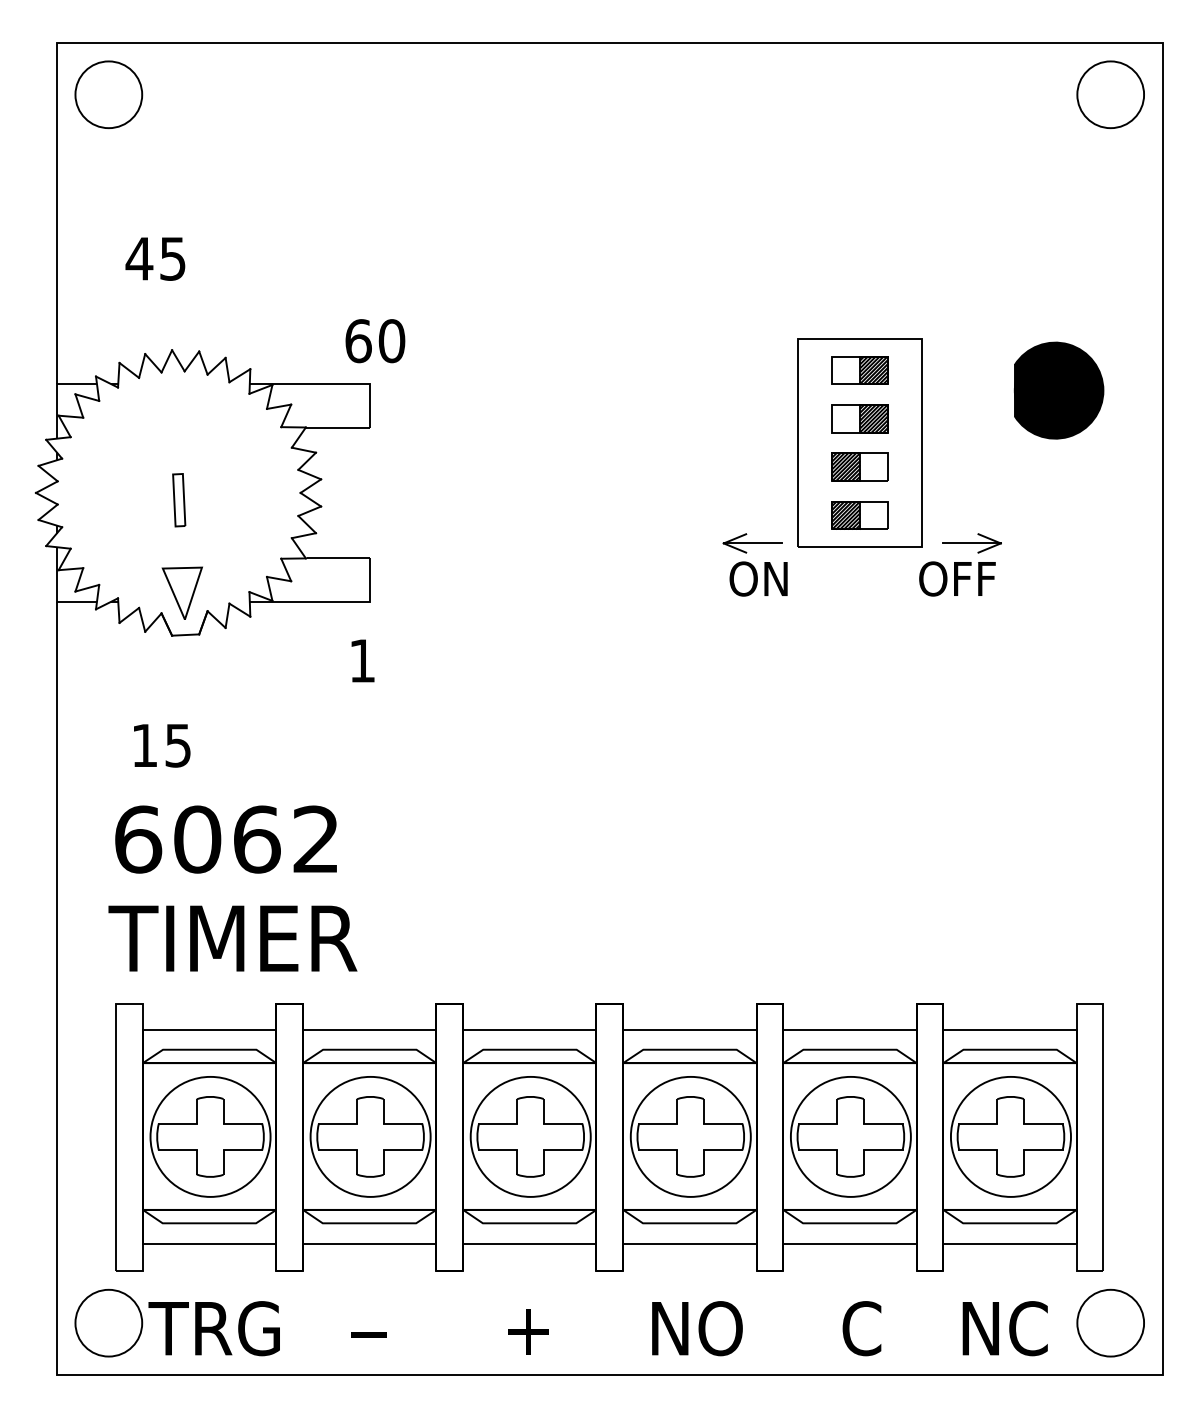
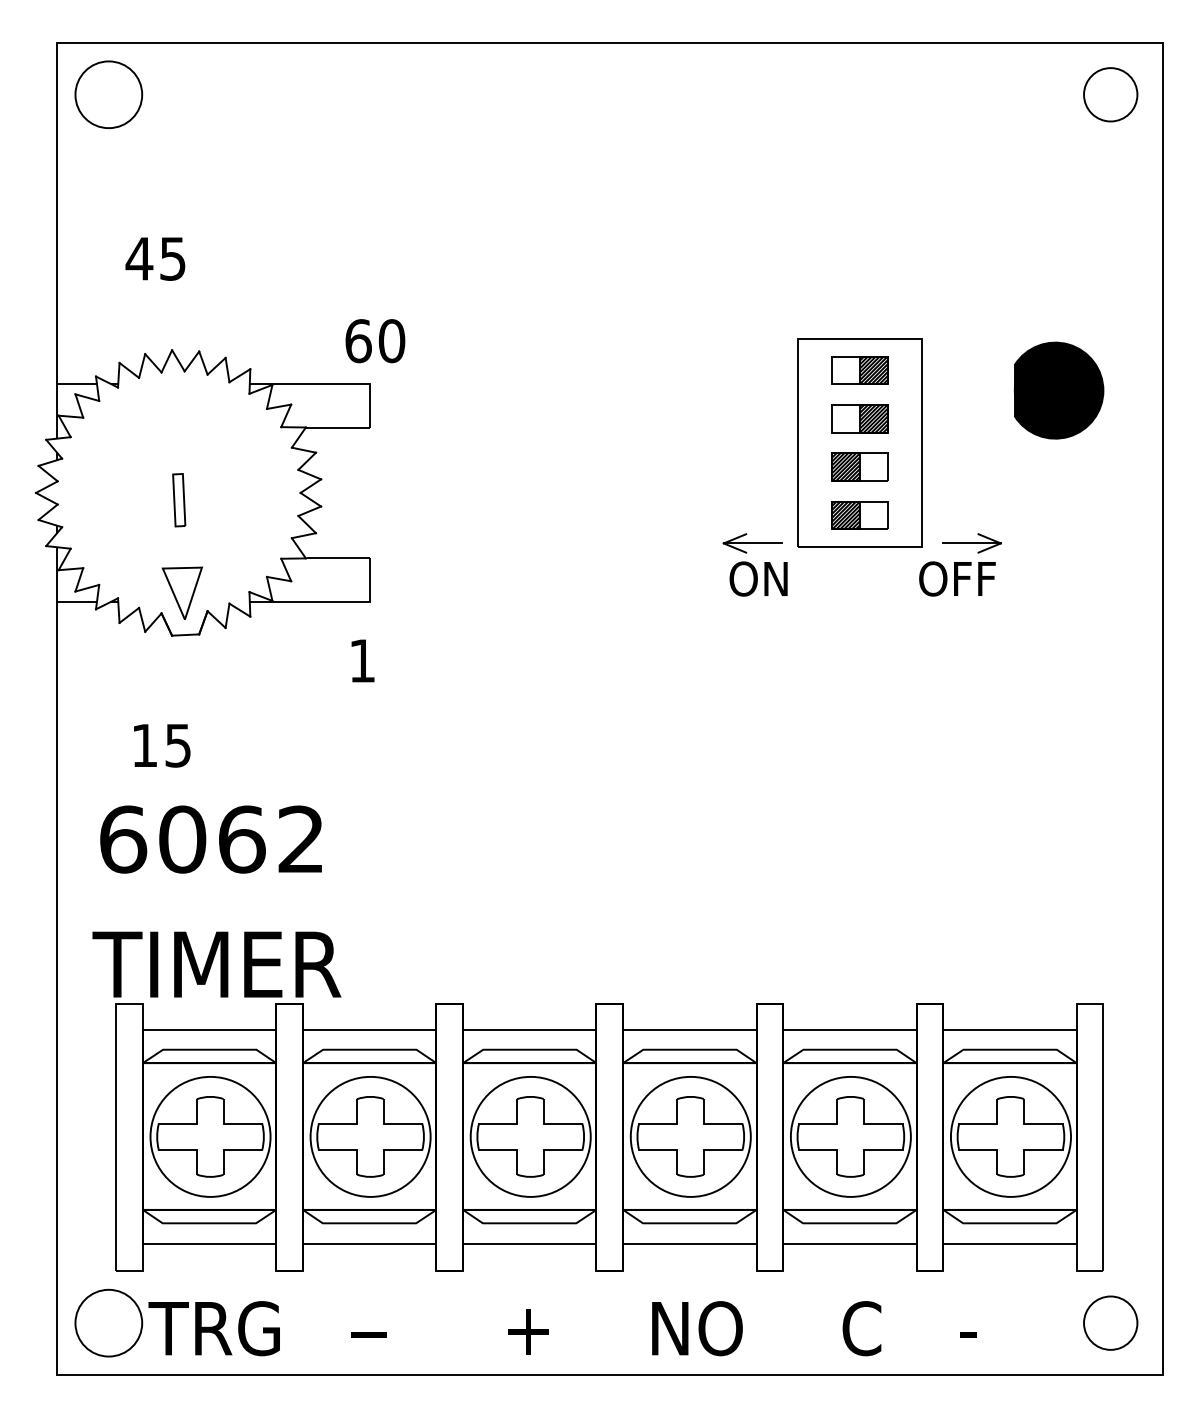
circle diameter: 67 px -> 53 px (1110, 94)
text position: (225, 839) -> (210, 839) (210, 839)
text position: (232, 938) -> (216, 964) (216, 964)
circle diameter: 67 px -> 53 px (1110, 1322)
text: NC -> - (1003, 1328)
